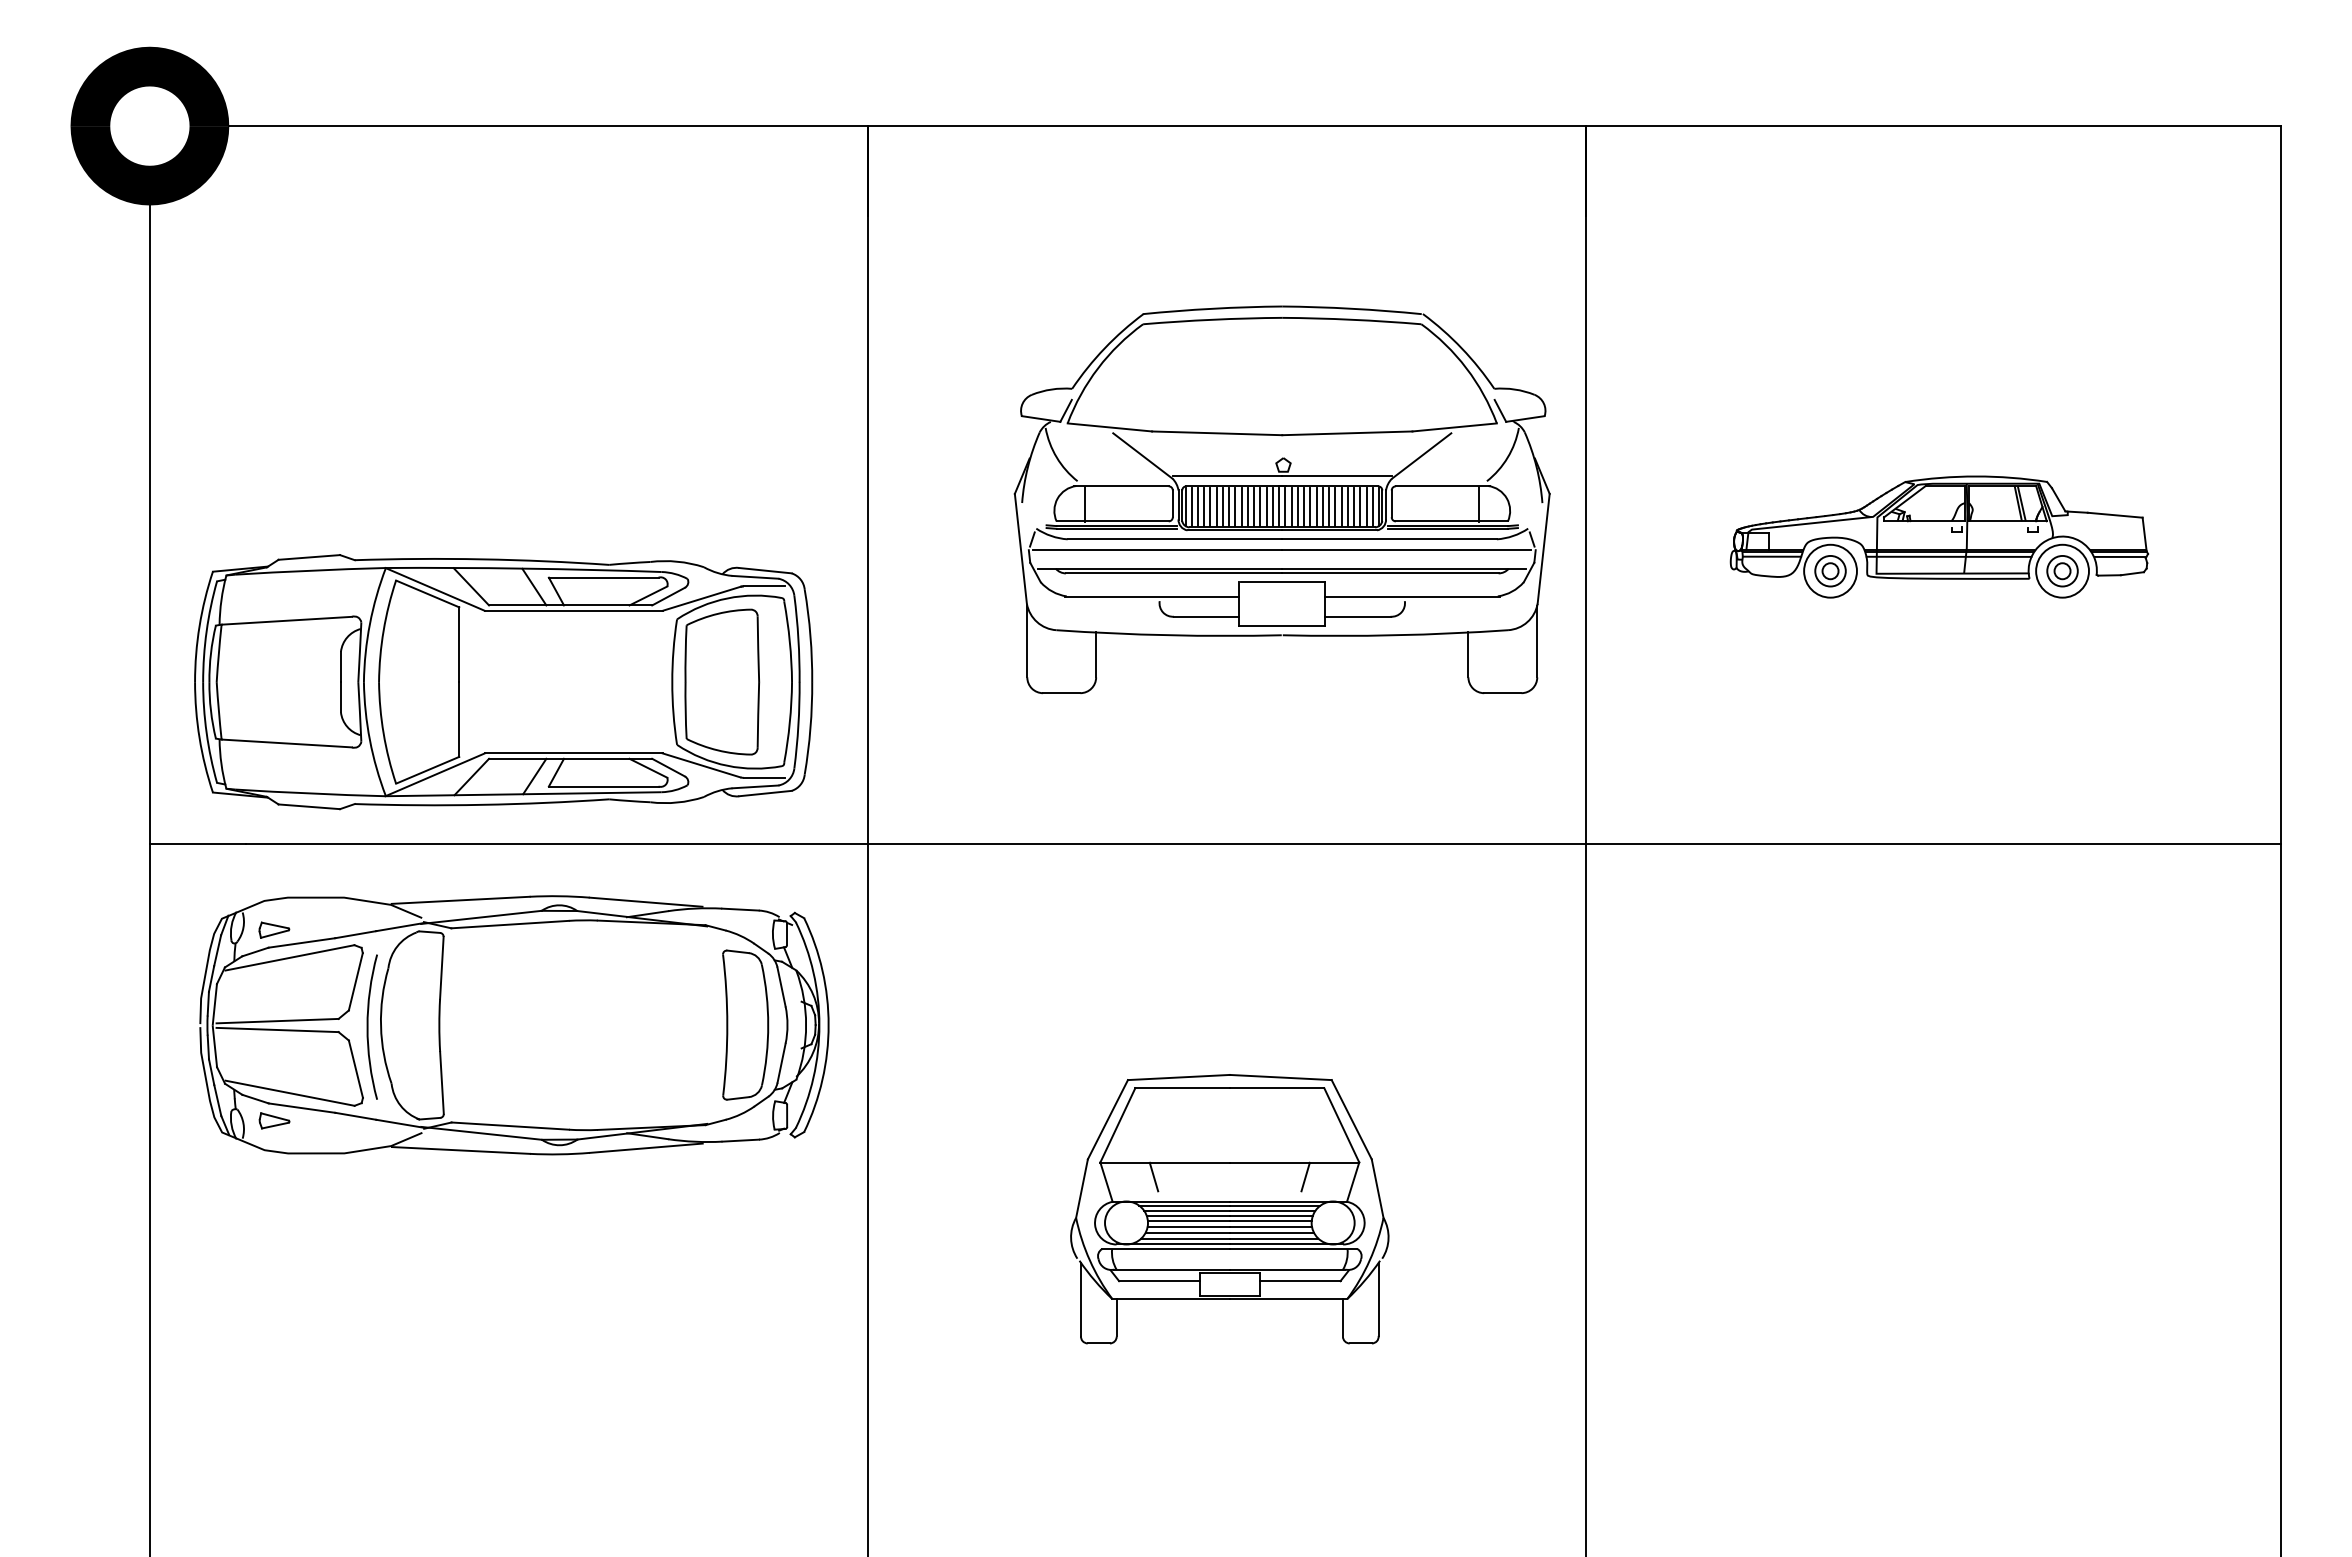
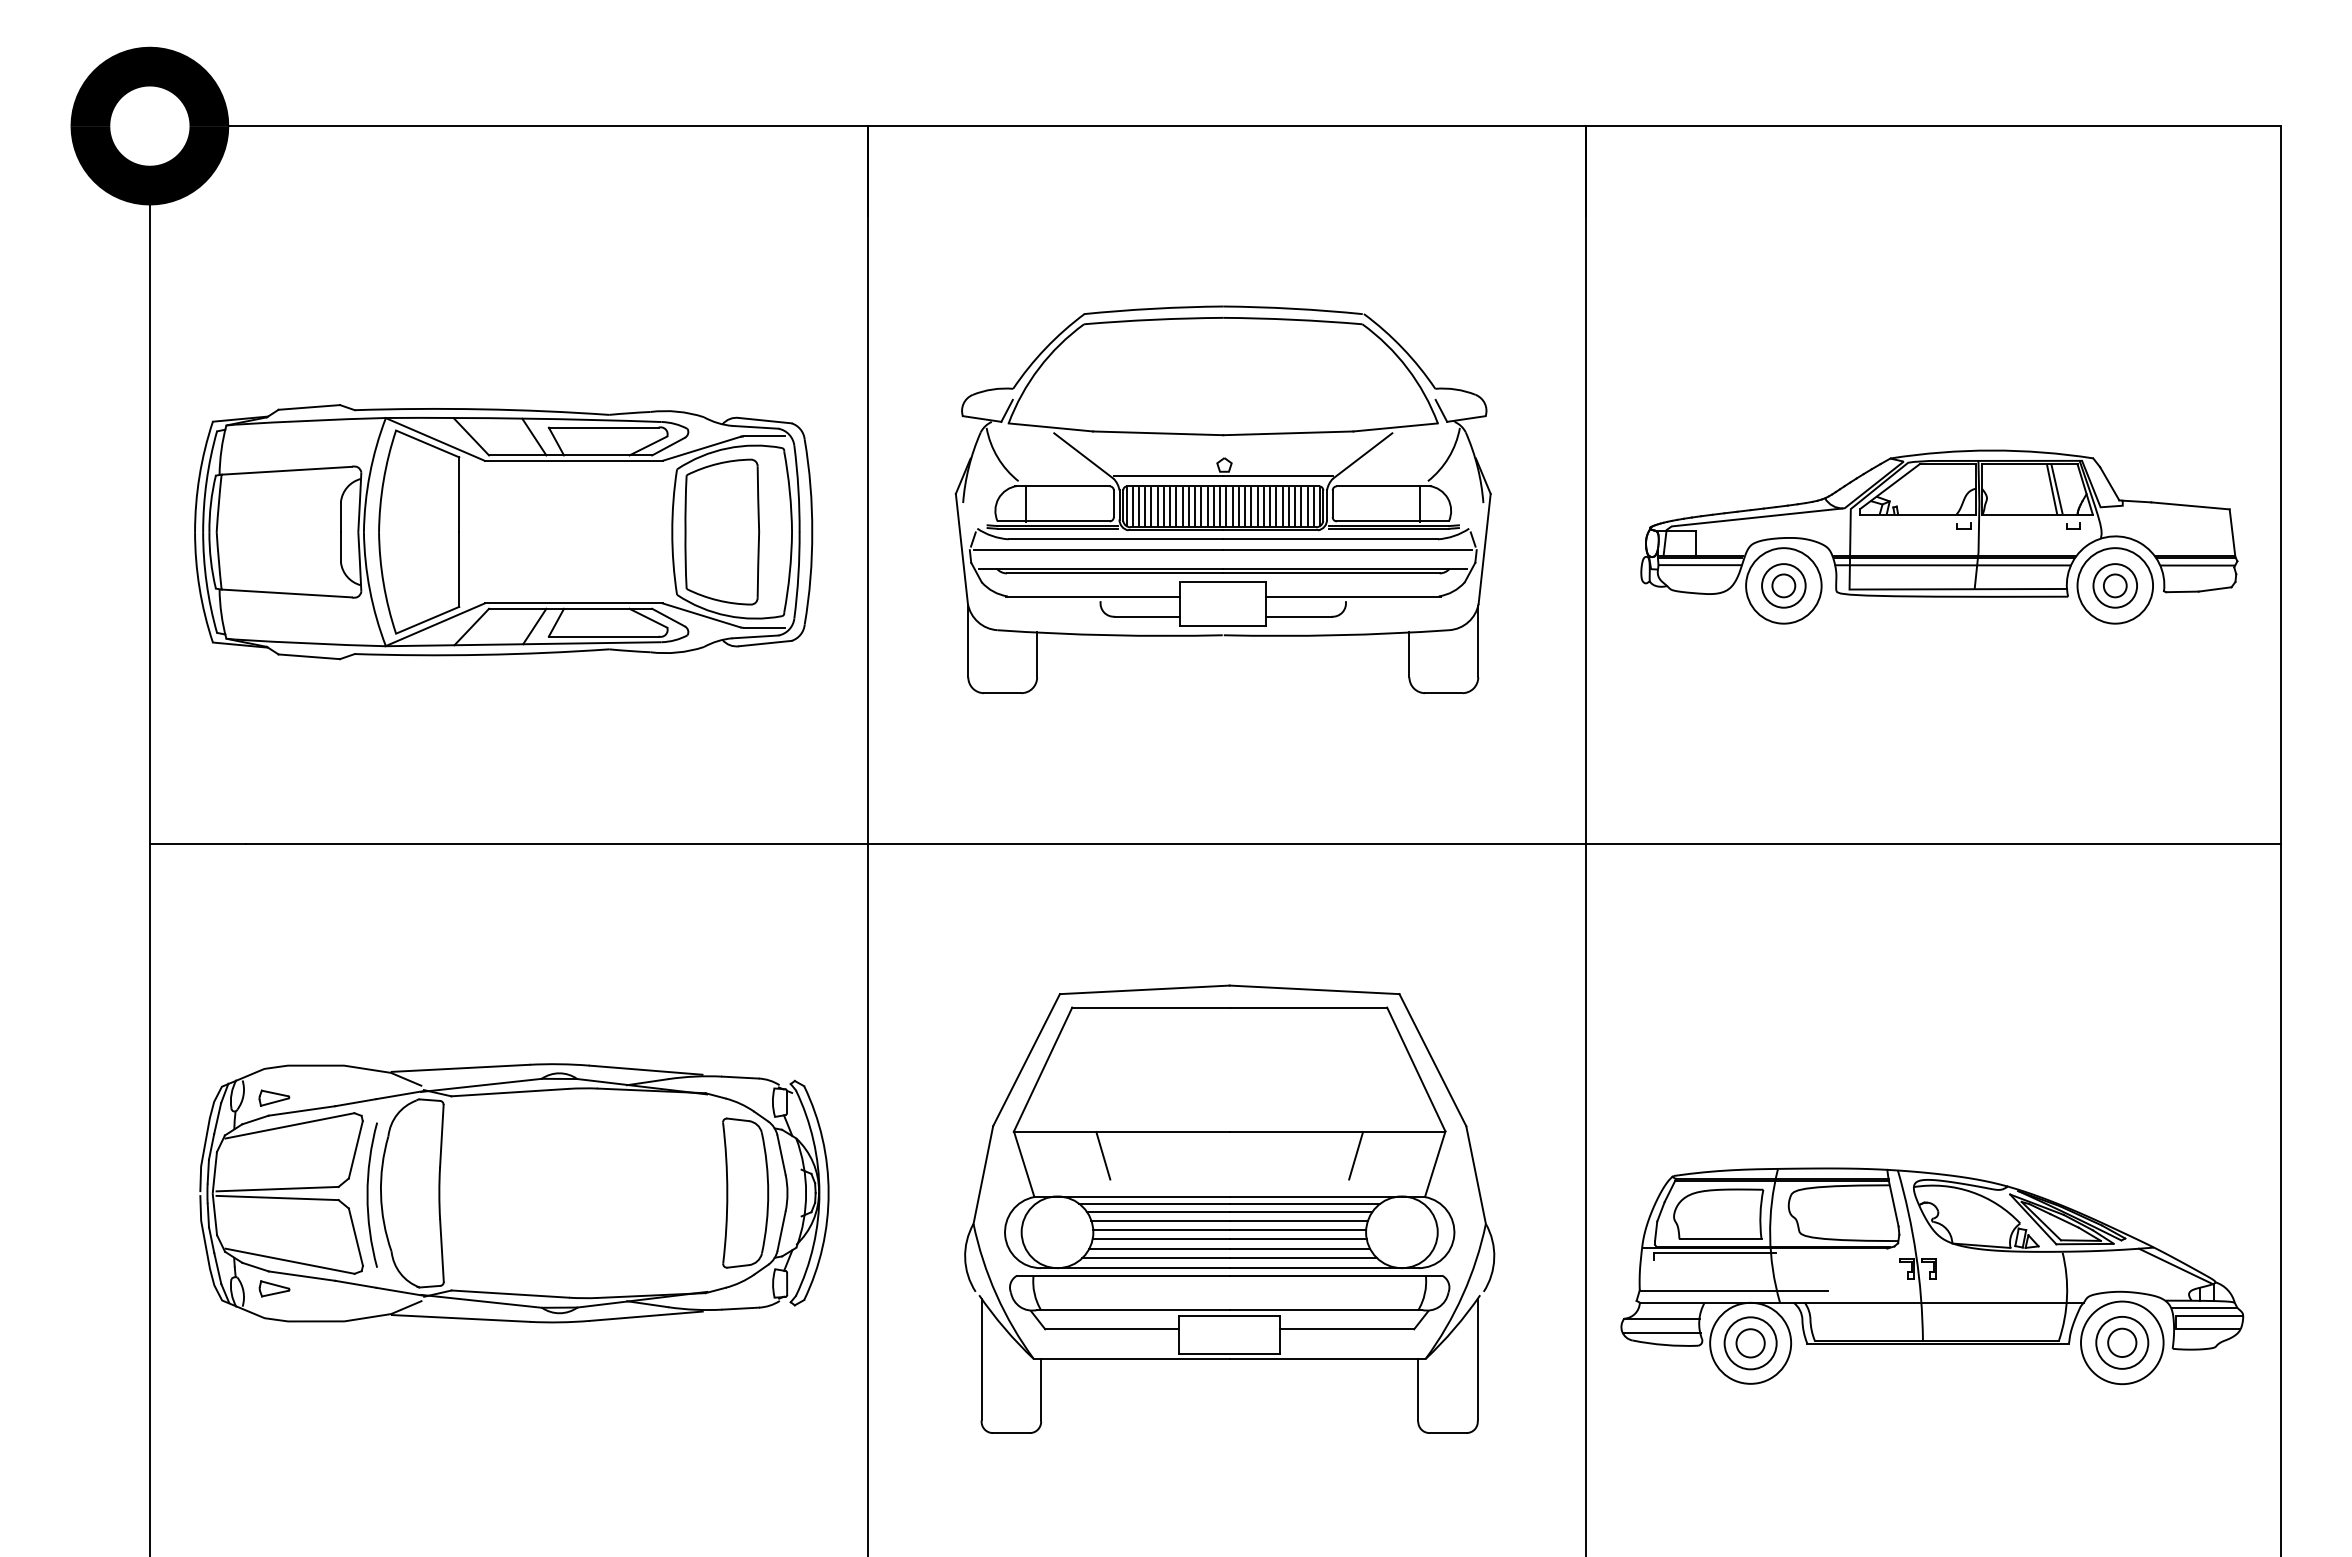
part position: (1281, 499) -> (1222, 499) (1222, 499)
part size: 420x124 px -> 599x176 px (1939, 536)
part position: (503, 682) -> (503, 532) (503, 532)
part position: (514, 1025) -> (514, 1193) (514, 1193)
part size: 320x271 px -> 532x450 px (1229, 1208)
part: none -> present (1932, 1276)
